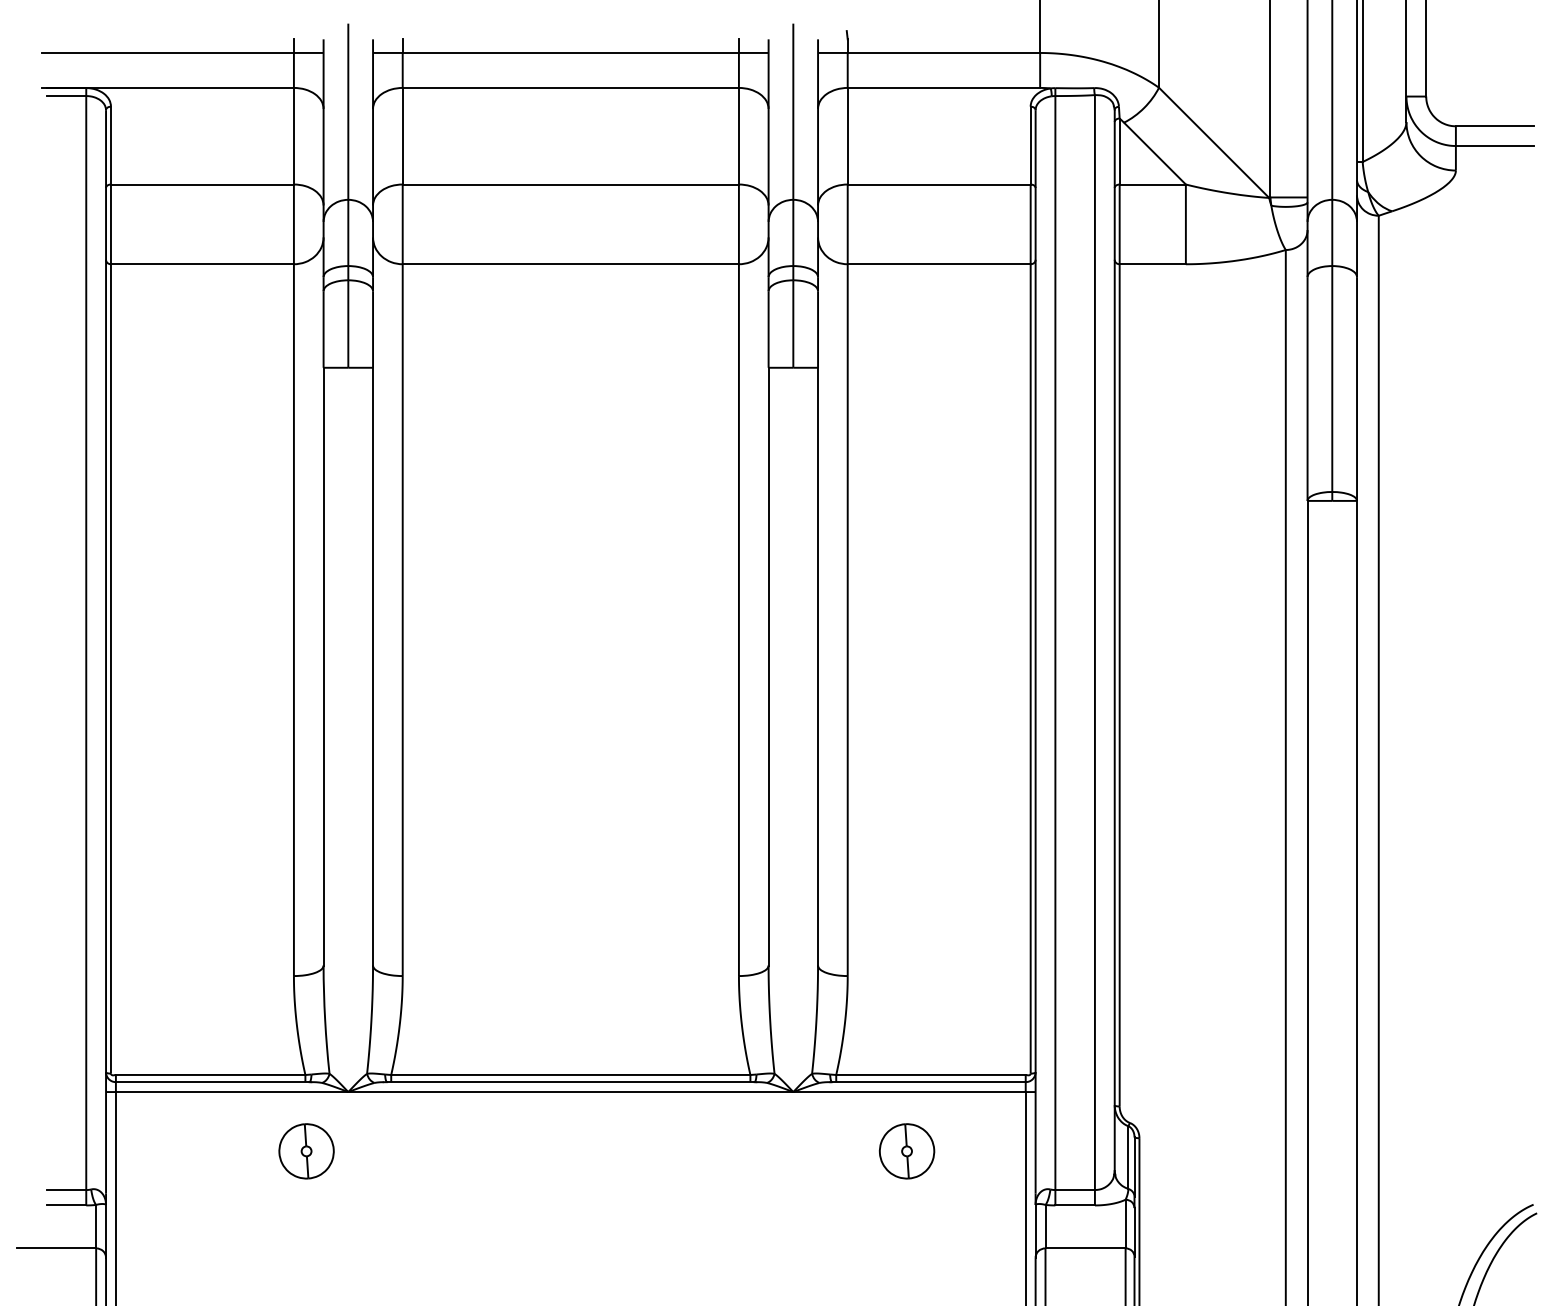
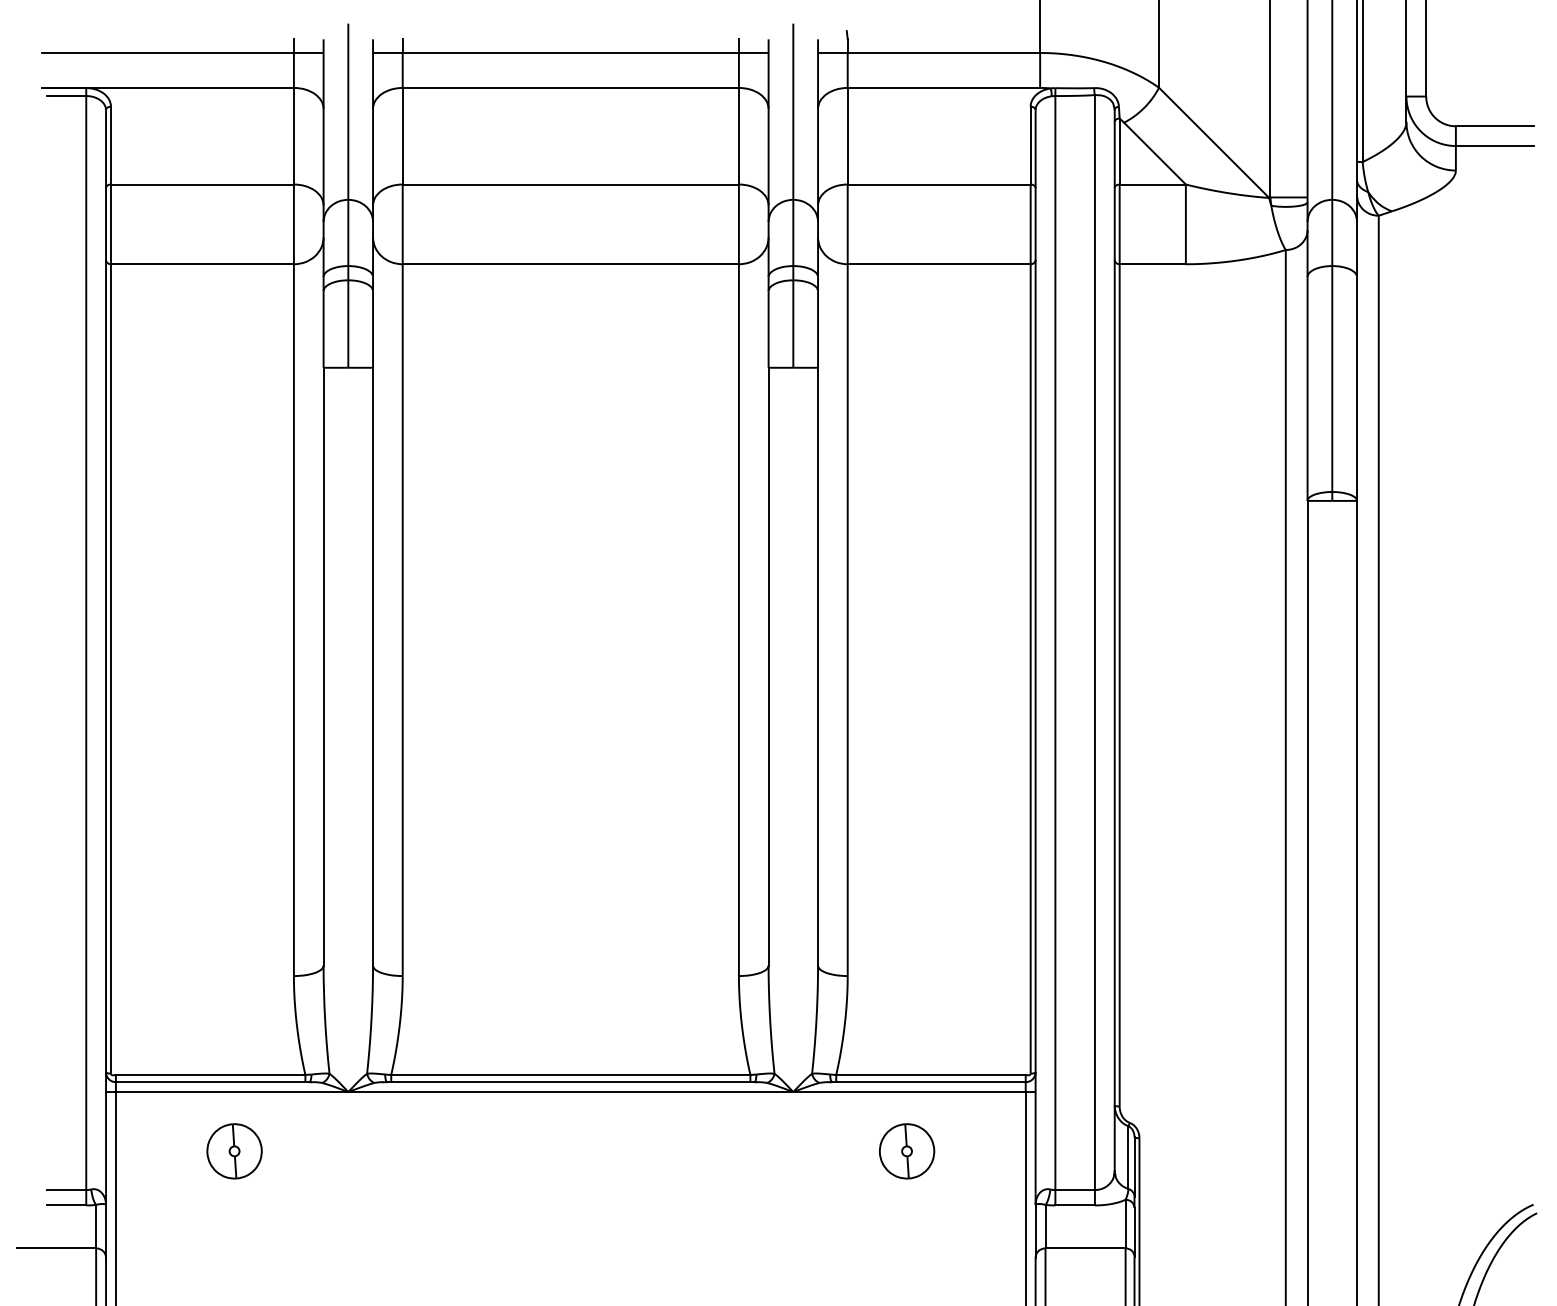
part position: (306, 1151) -> (234, 1151) (234, 1151)
